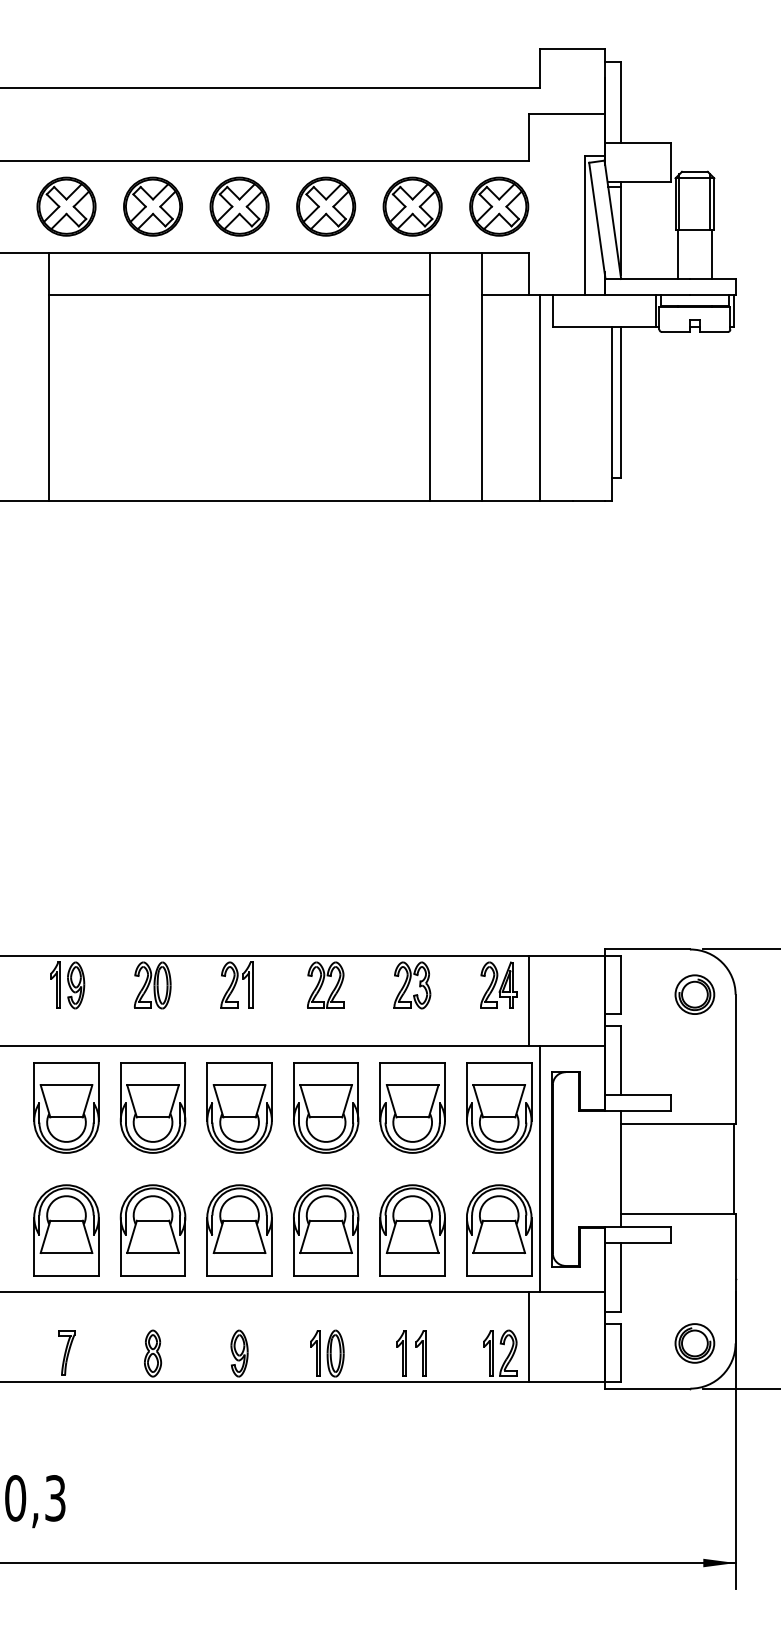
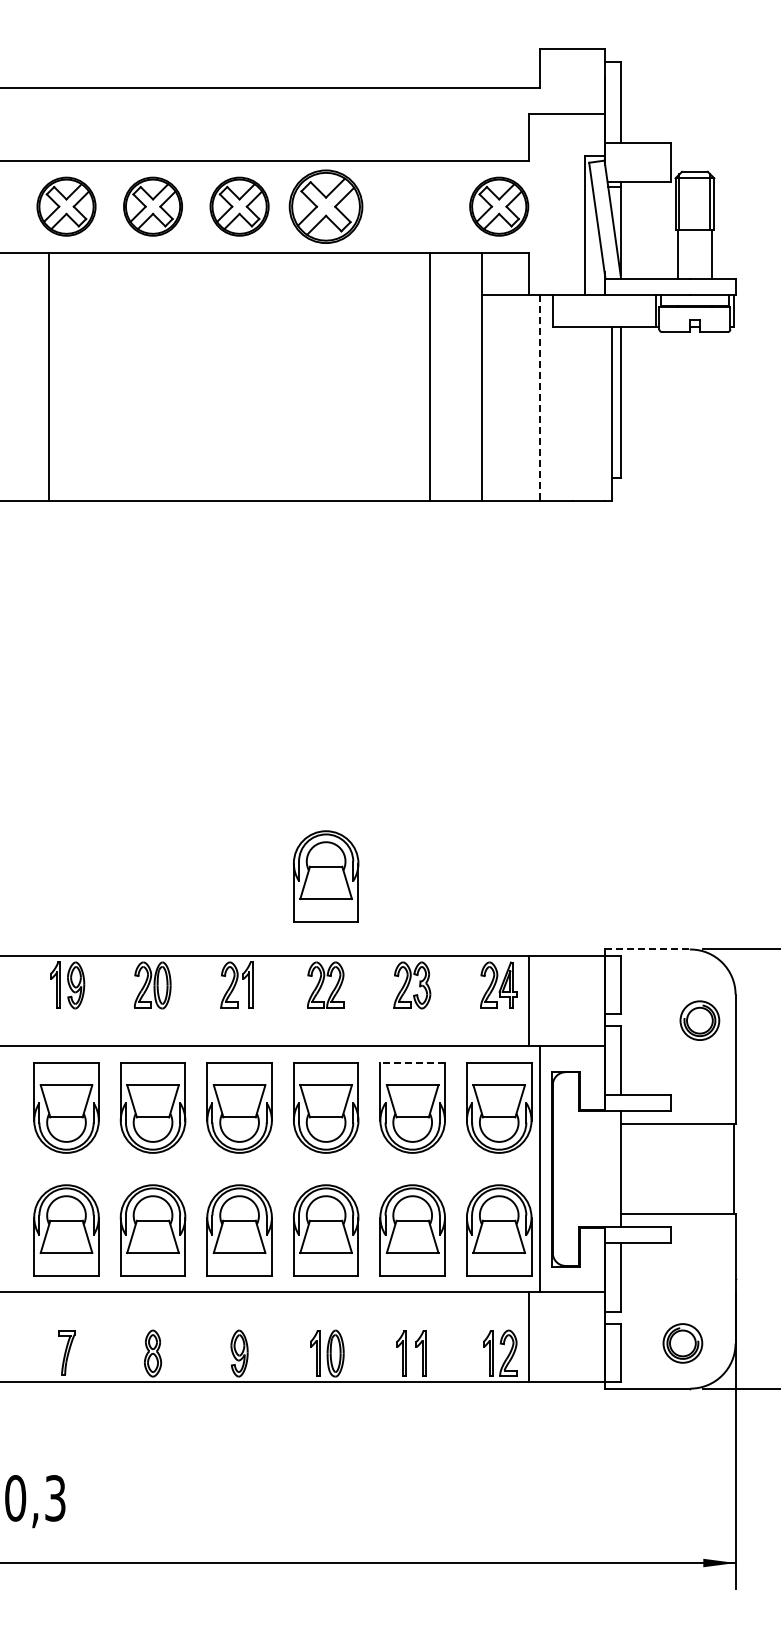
part size: 61x61 px -> 76x75 px (325, 206)
part: present -> none (412, 206)
line: present -> none (239, 294)
line: solid -> dashed (539, 398)
part: none -> present (326, 876)
line: solid -> dashed (647, 949)
part position: (694, 994) -> (699, 1020) (699, 1020)
line: solid -> dashed (412, 1062)
part position: (694, 1343) -> (682, 1343) (682, 1343)
